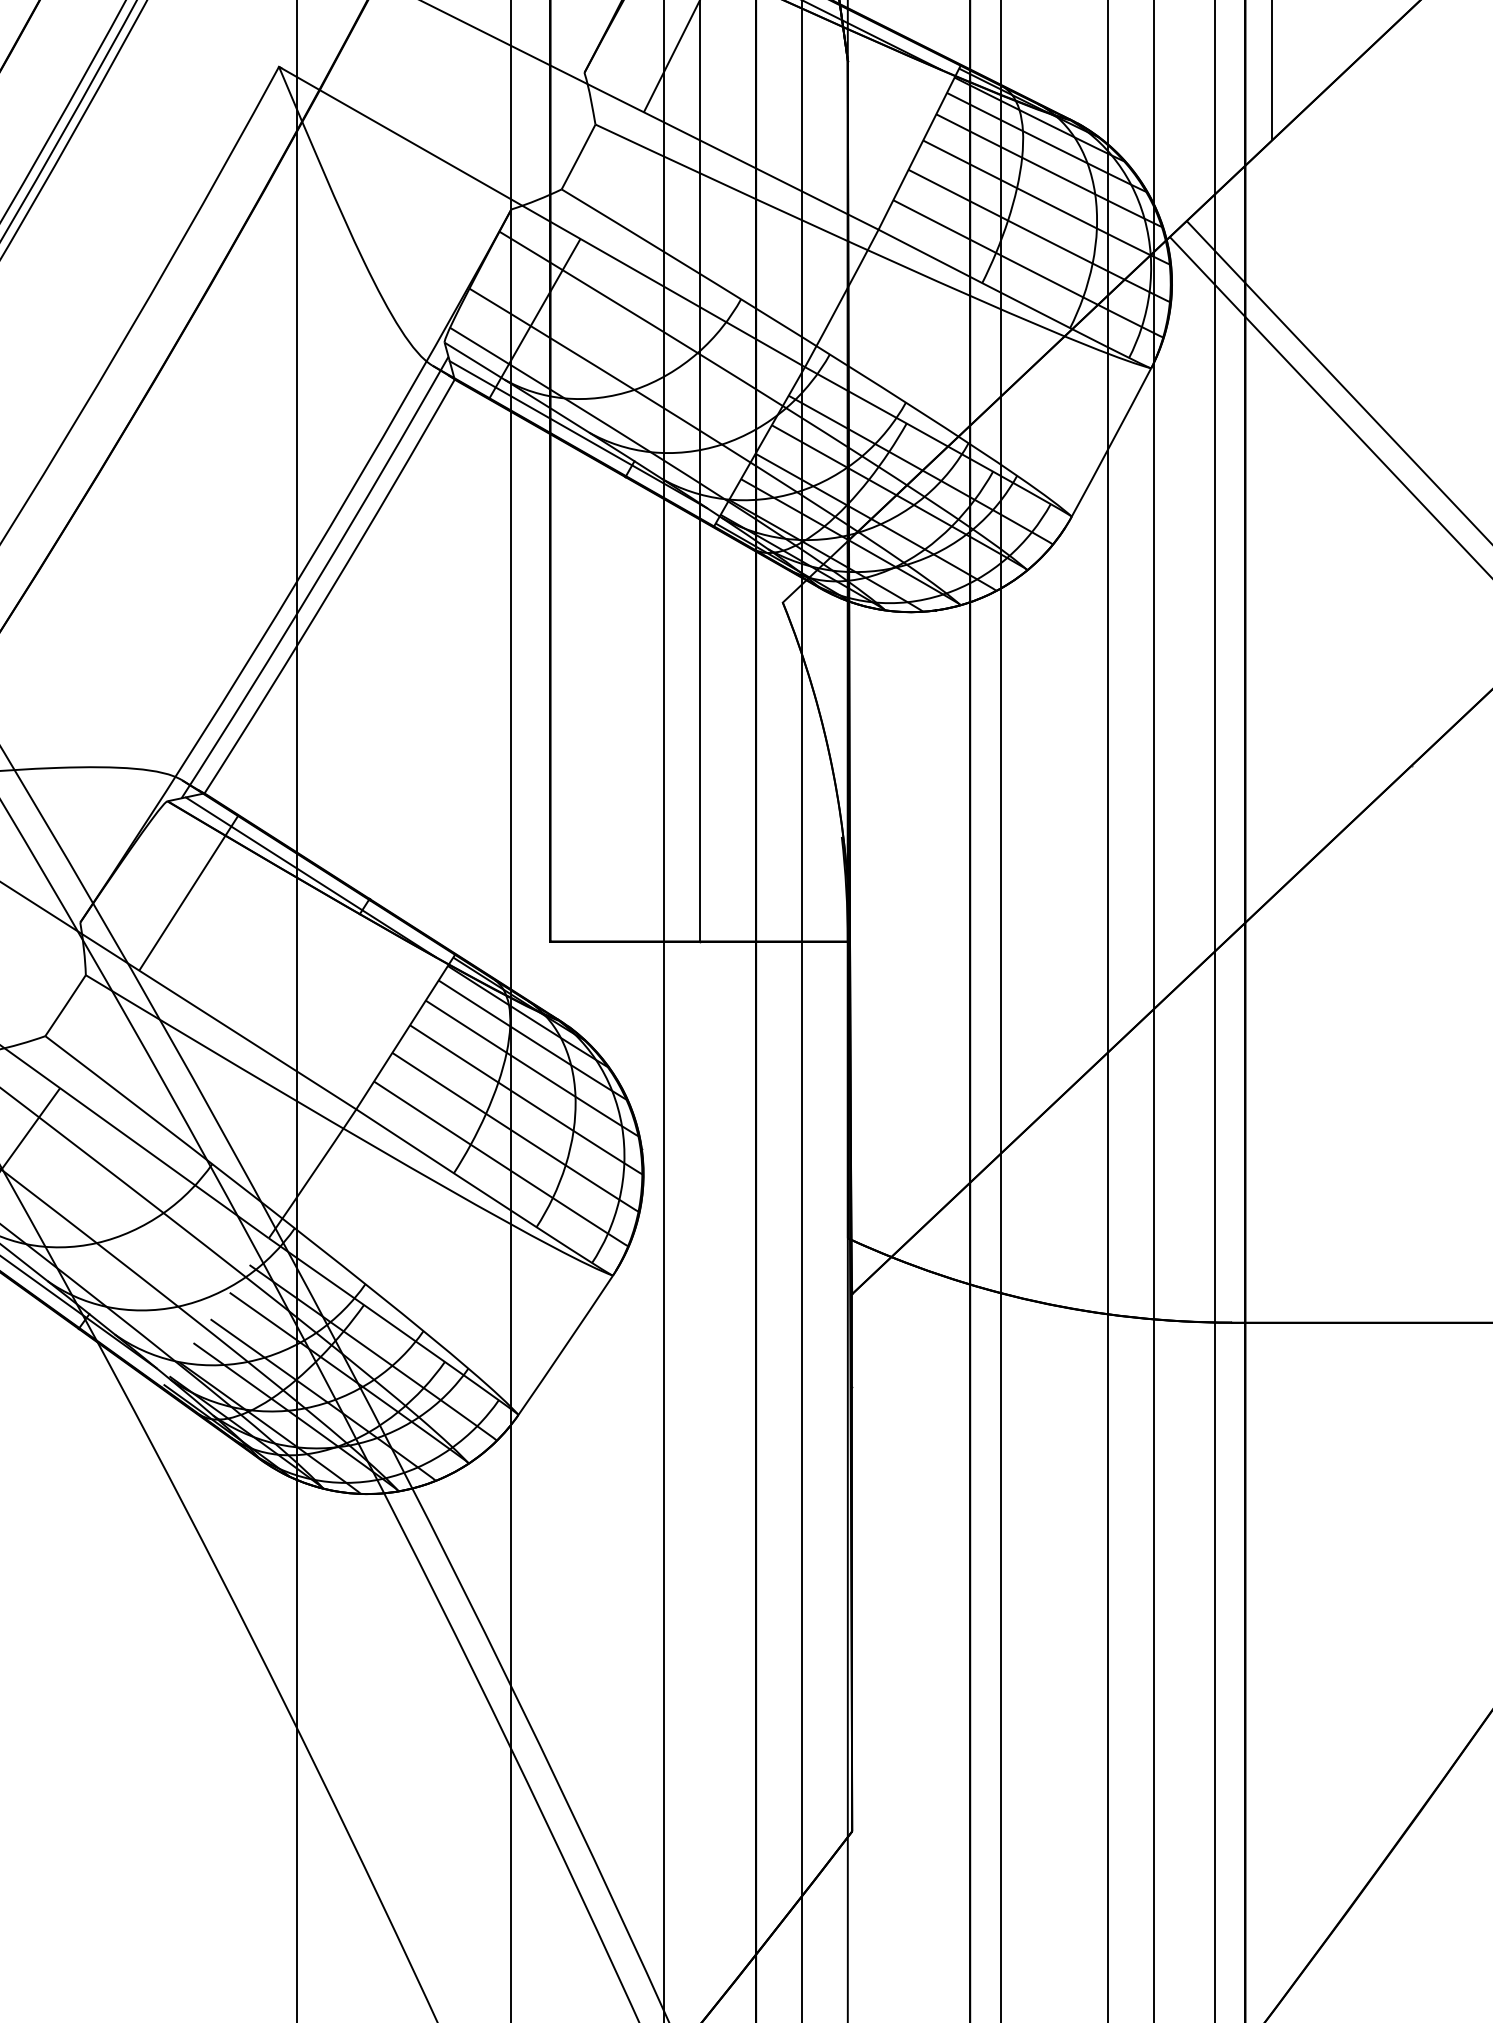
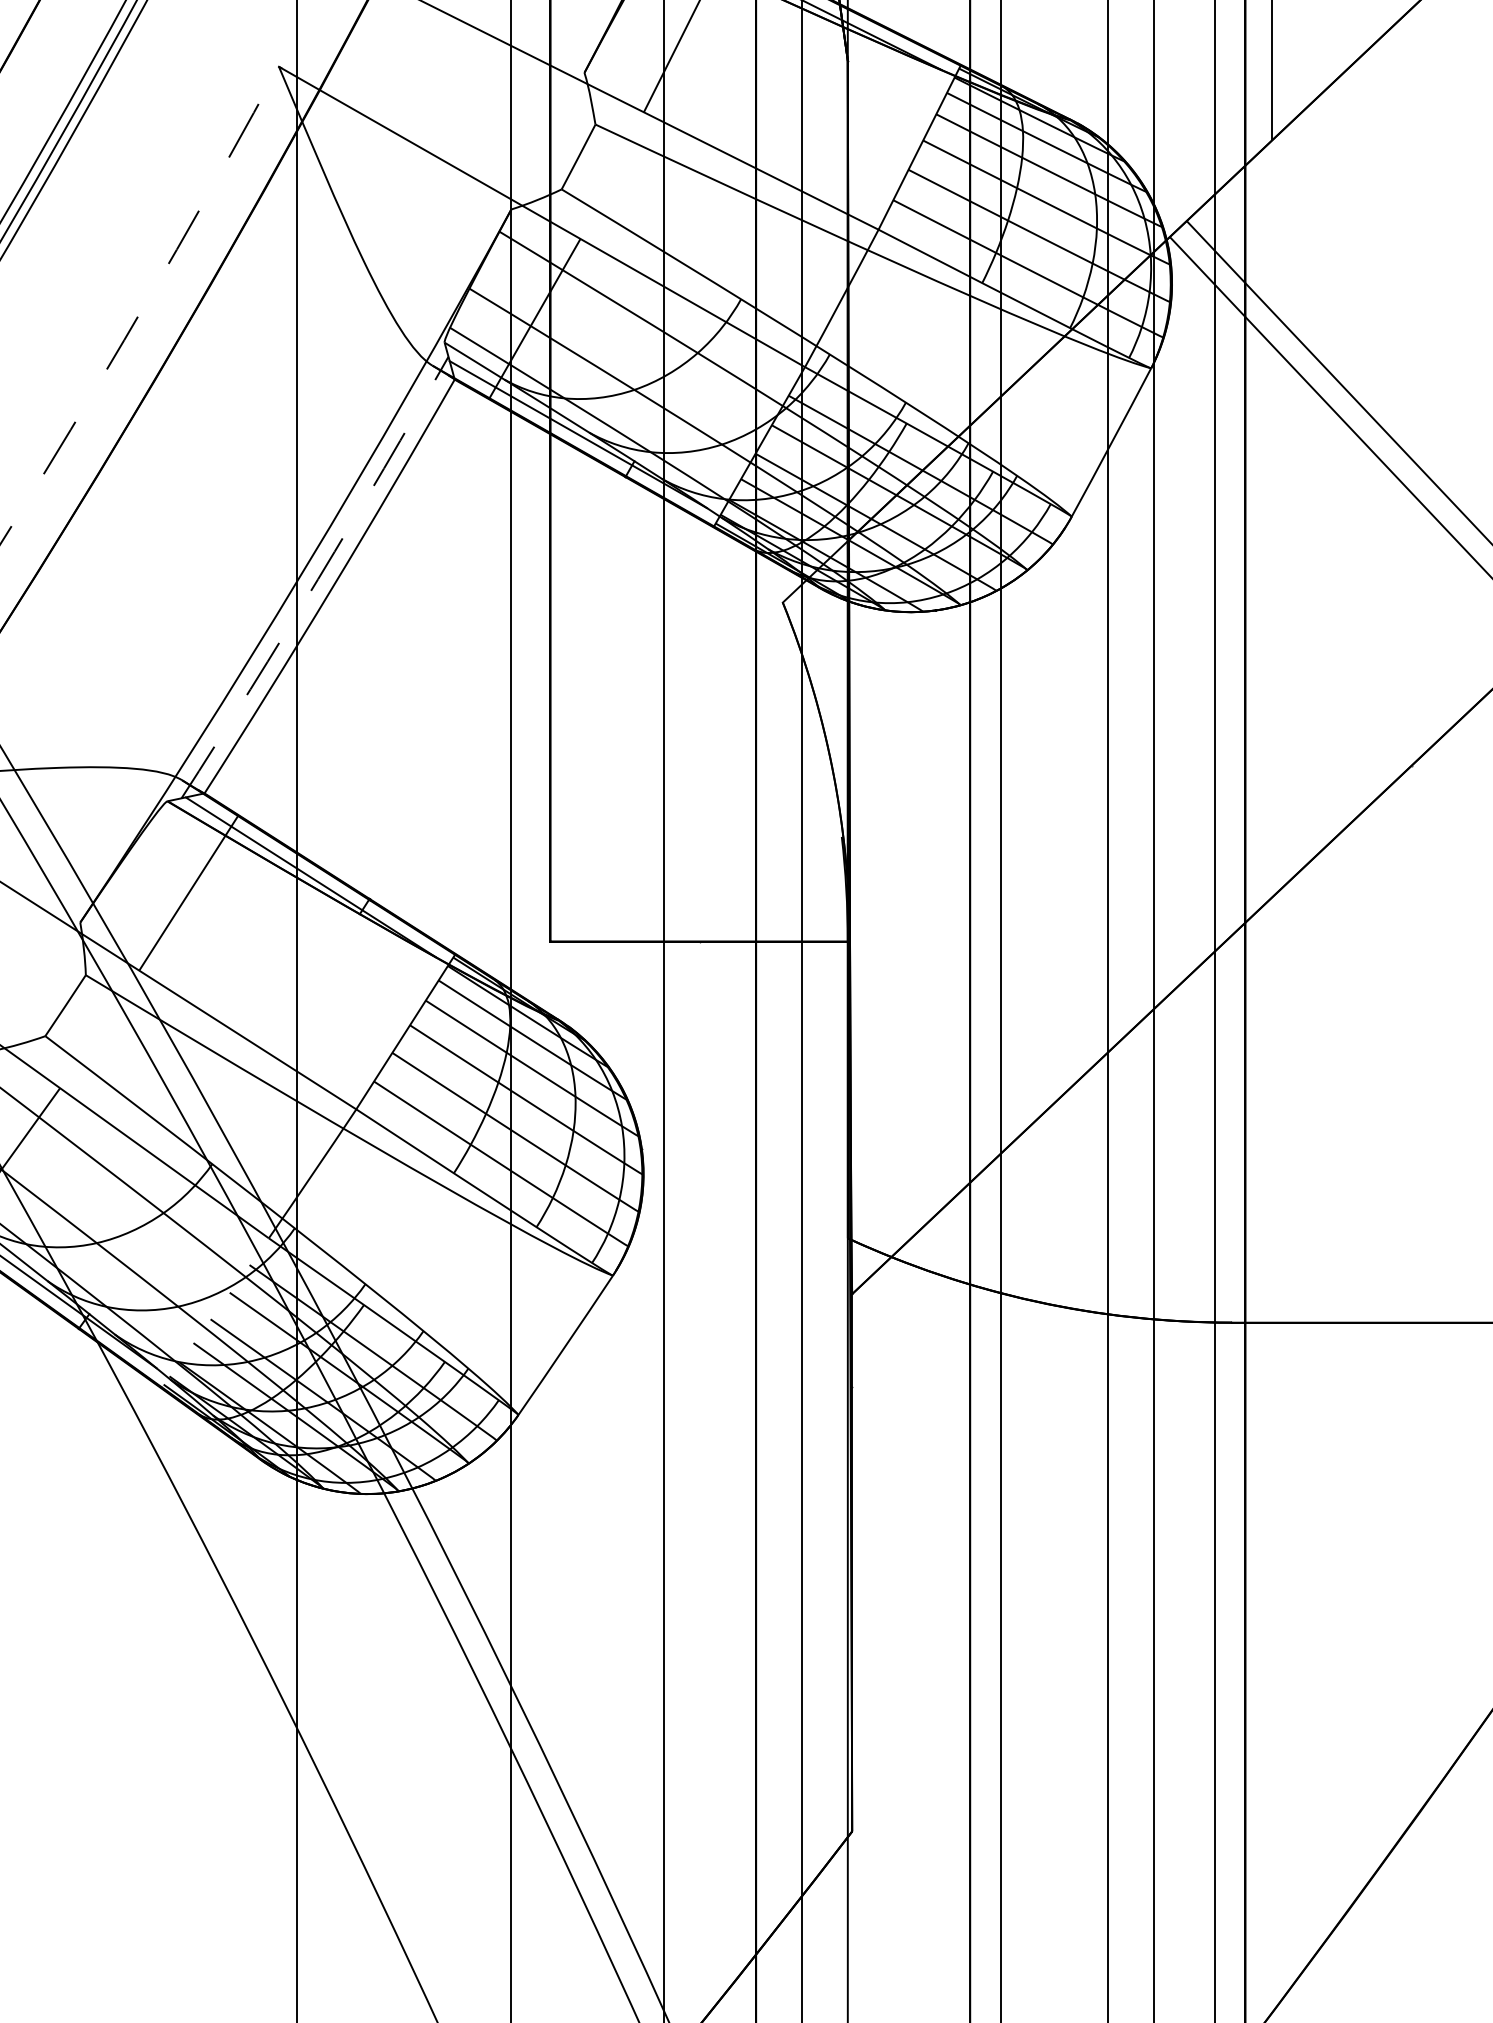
arc: solid -> dashed (143, 307)
line: present -> none (700, 471)
arc: solid -> dashed (318, 579)
